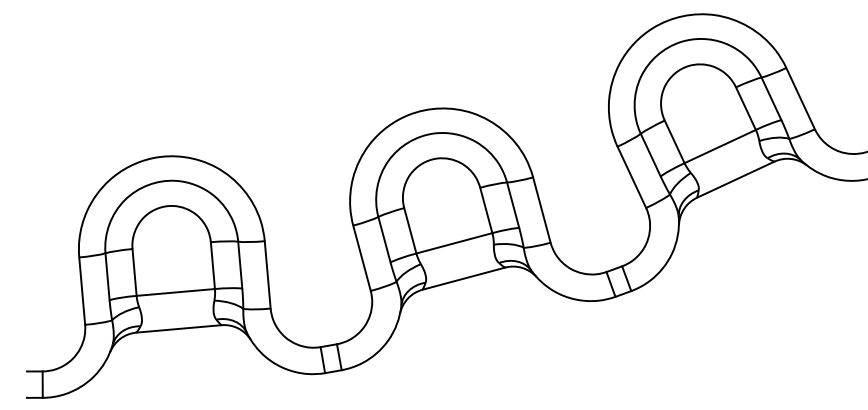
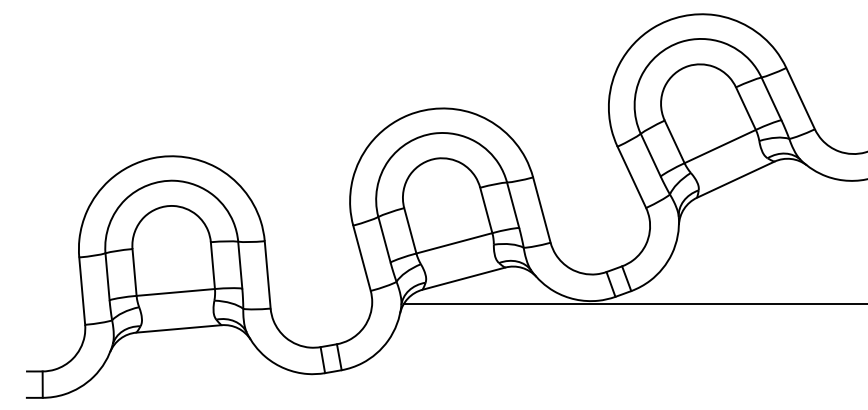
line: none -> present (633, 303)
